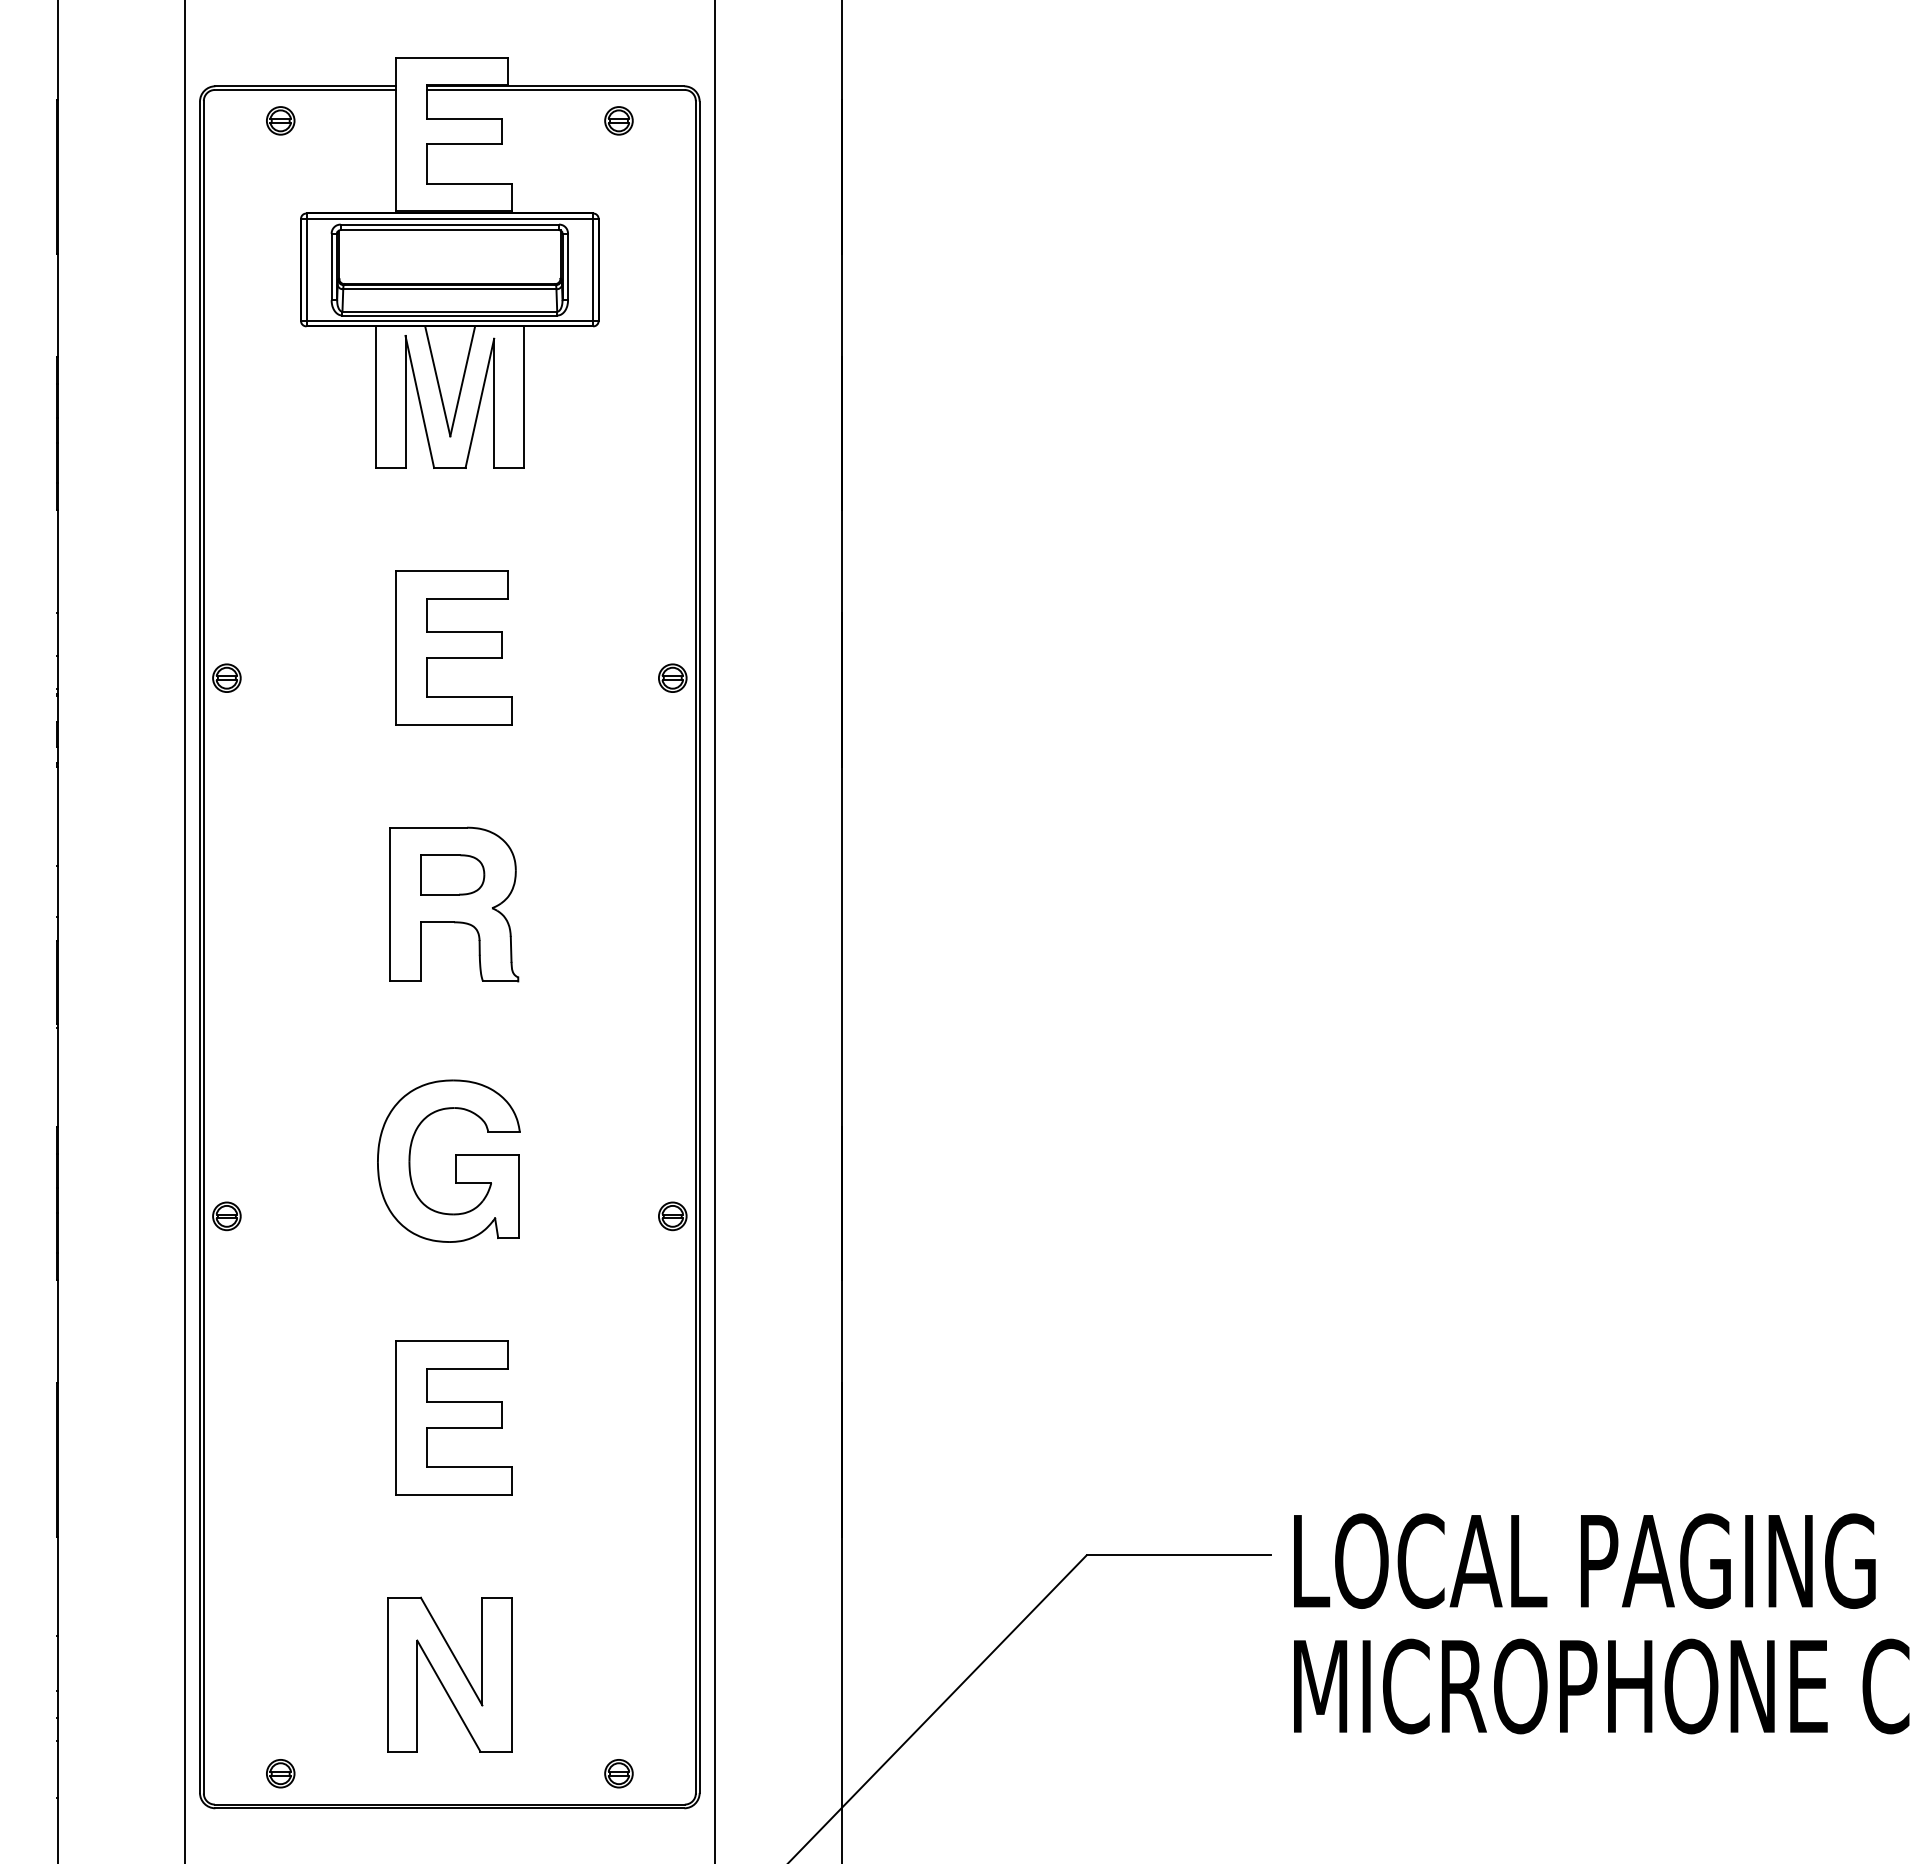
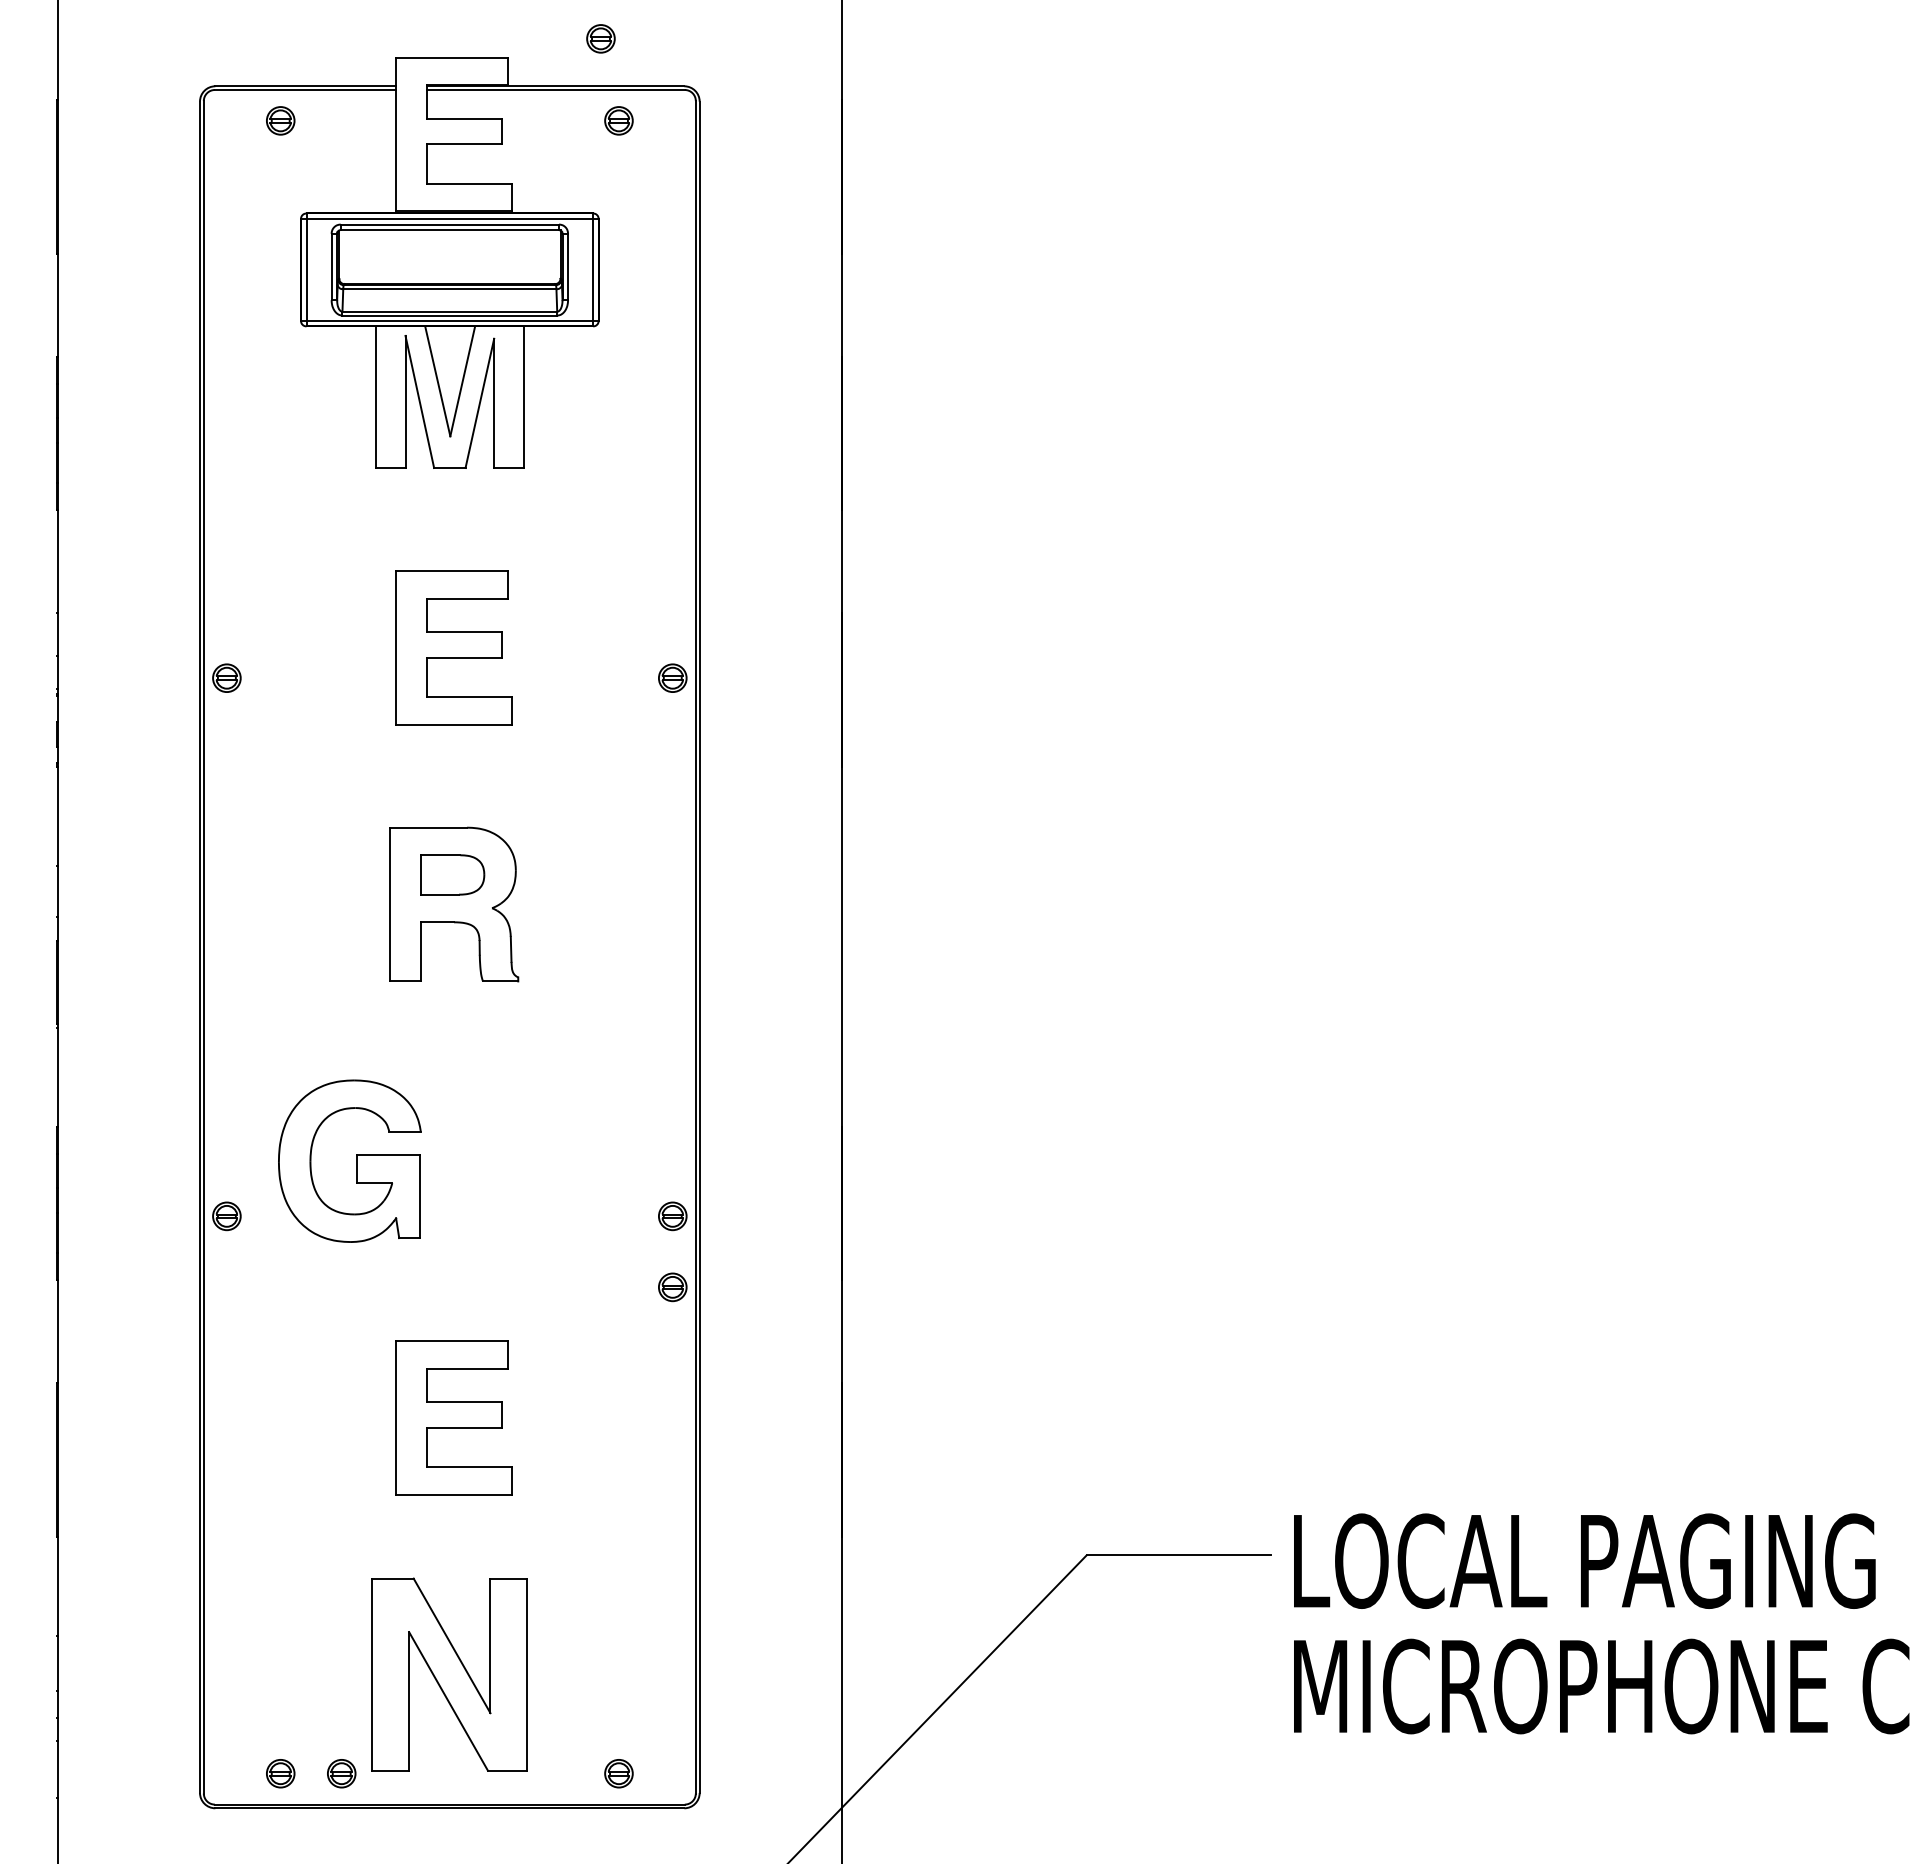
part: none -> present (600, 38)
line: present -> none (184, 931)
line: present -> none (715, 931)
part position: (455, 1160) -> (356, 1160) (356, 1160)
part: none -> present (672, 1287)
part size: 126x157 px -> 157x195 px (449, 1674)
part: none -> present (341, 1773)
